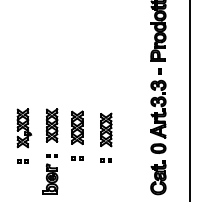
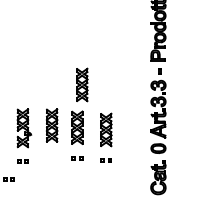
part: none -> present (82, 84)
line: present -> none (190, 100)
part: present -> none (50, 174)
part: none -> present (8, 179)
